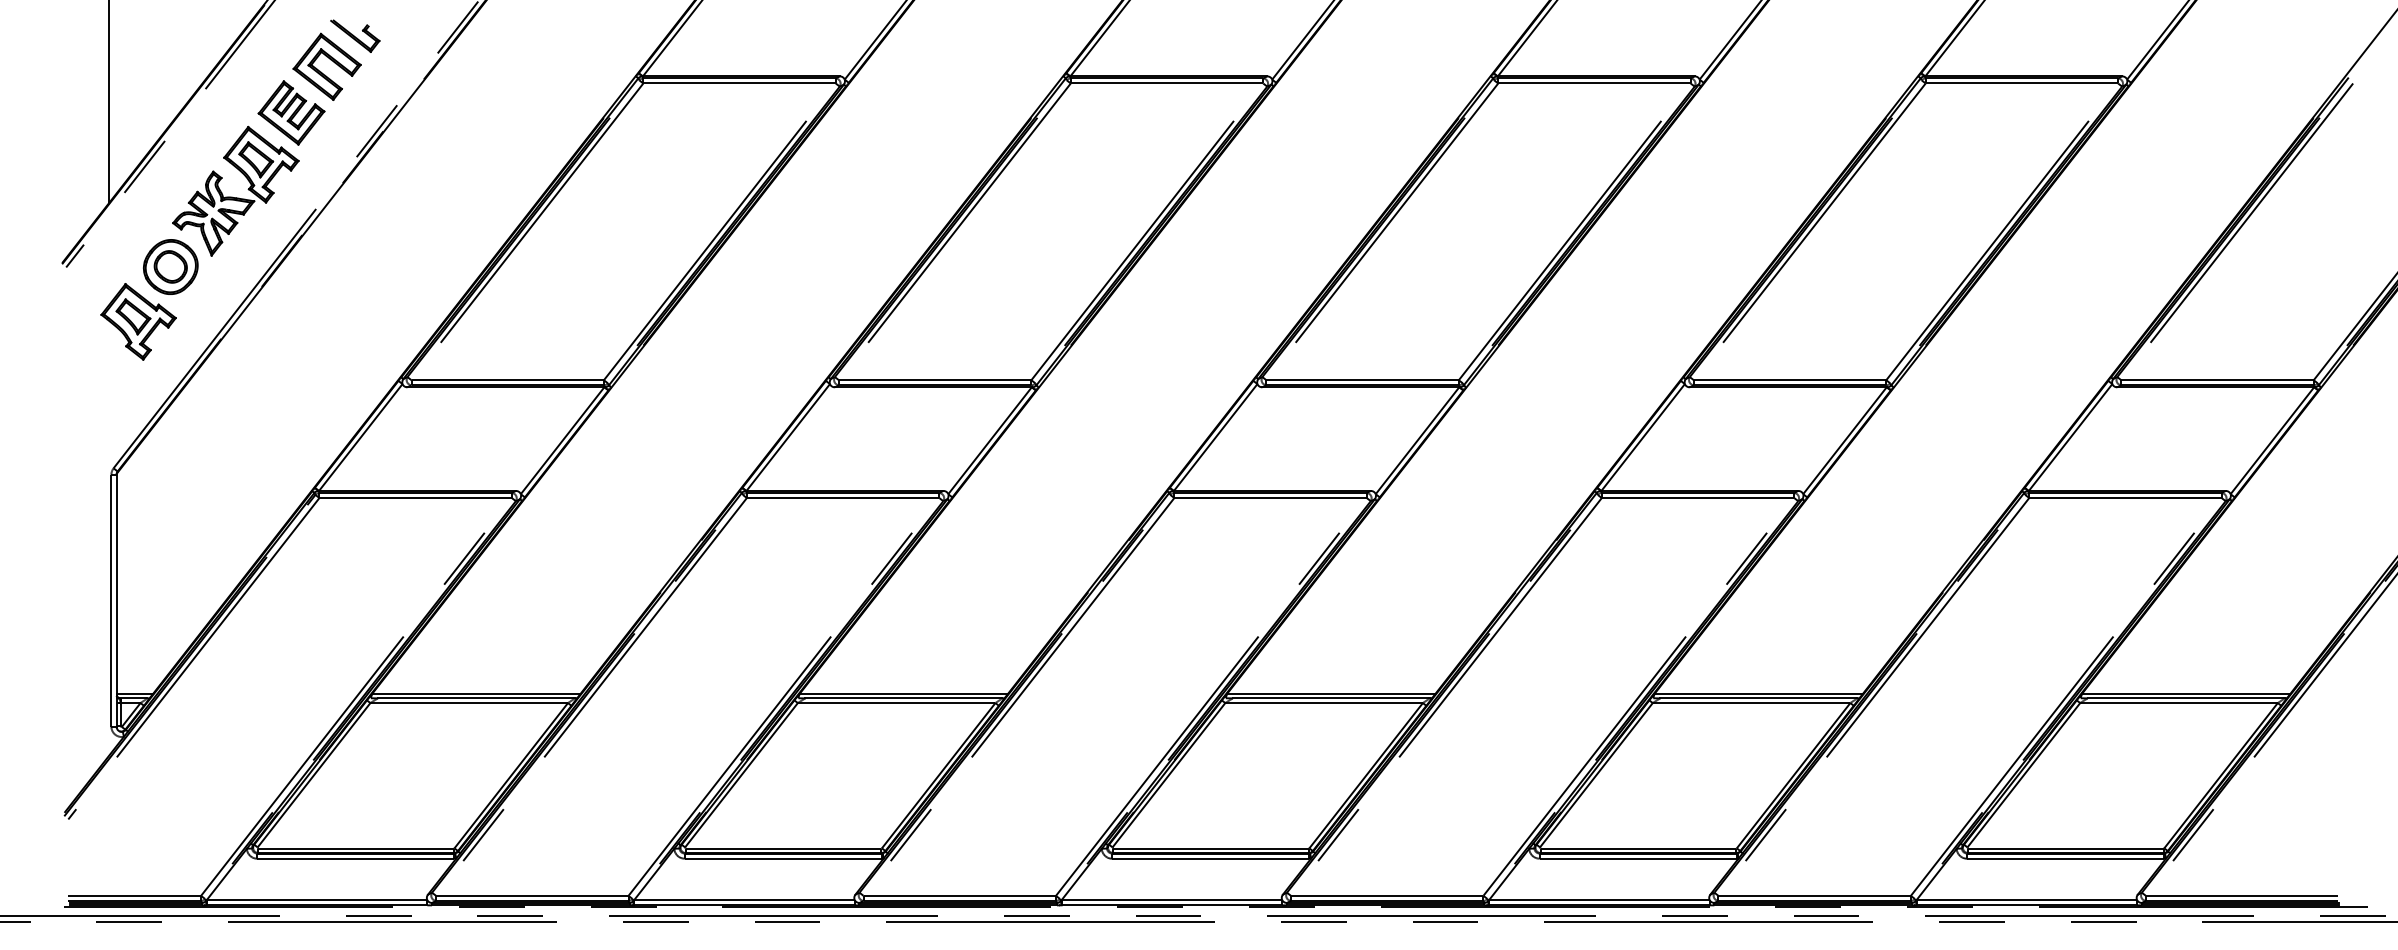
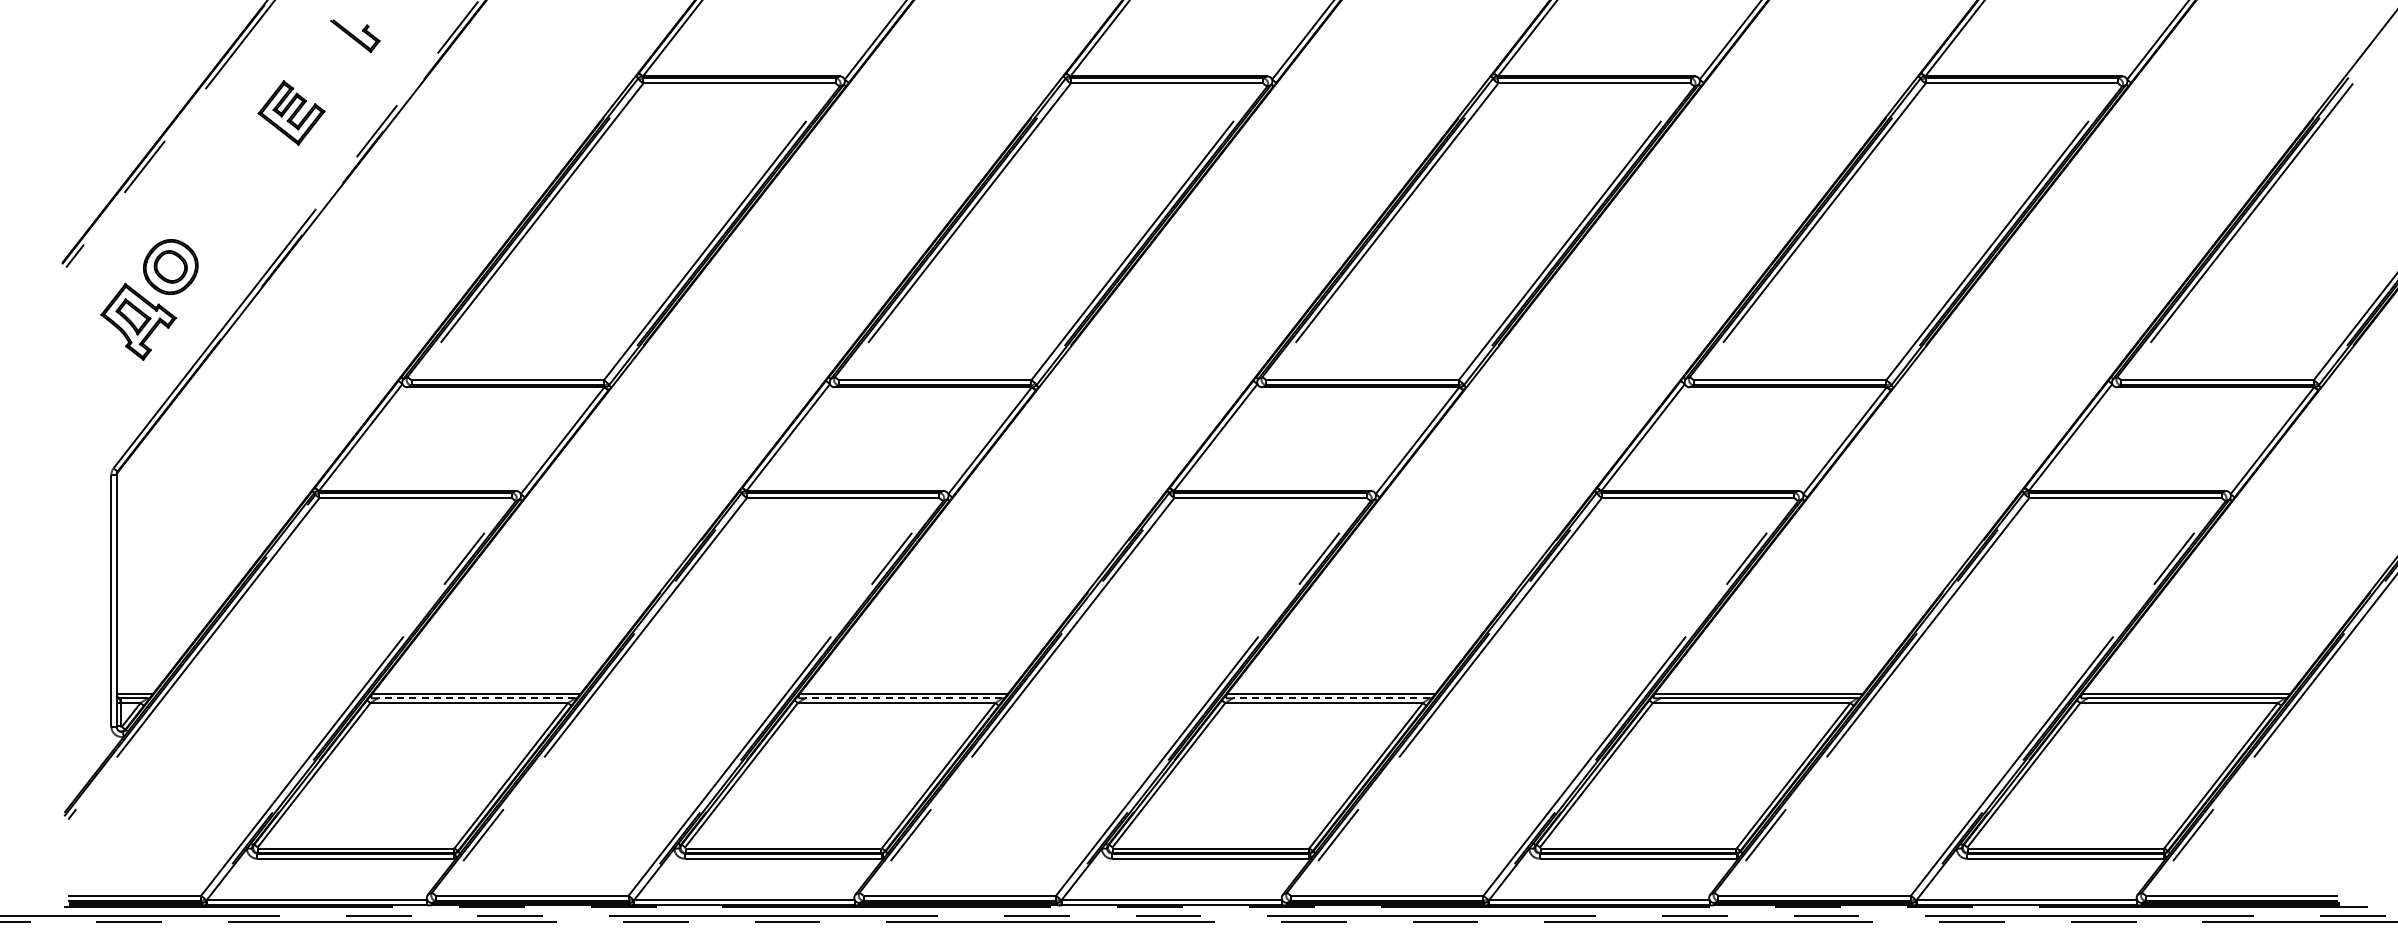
part: present -> none (321, 71)
line: present -> none (109, 102)
part: present -> none (232, 196)
line: solid -> dashed (475, 698)
line: solid -> dashed (903, 698)
line: solid -> dashed (1330, 698)
